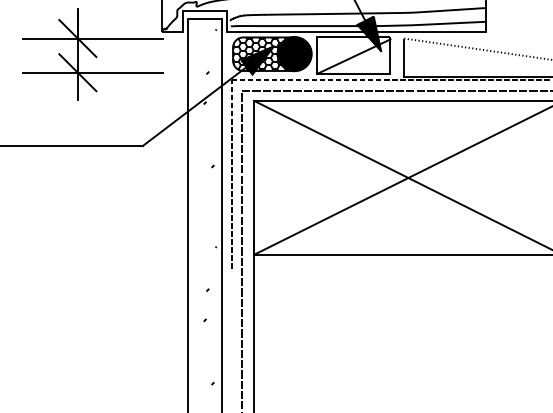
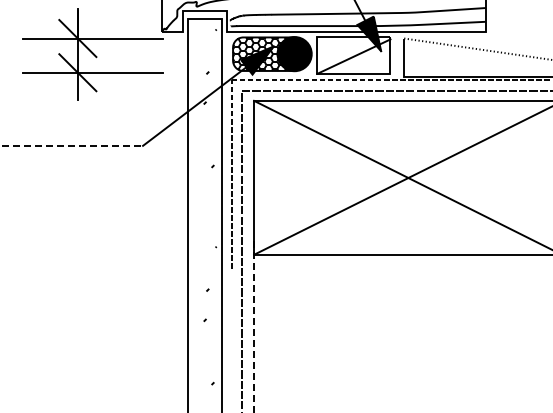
line: solid -> dashed (72, 145)
line: solid -> dashed (254, 327)
